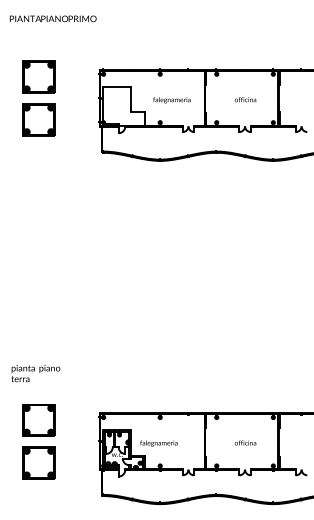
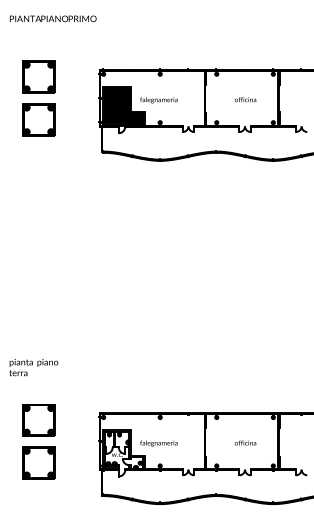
text position: (171, 100) -> (158, 100) (158, 100)
fill: none -> present (123, 106)
text position: (35, 373) -> (33, 367) (33, 367)
